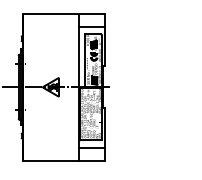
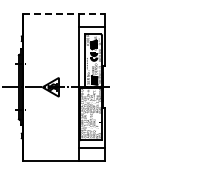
line: solid -> dashed (64, 14)
